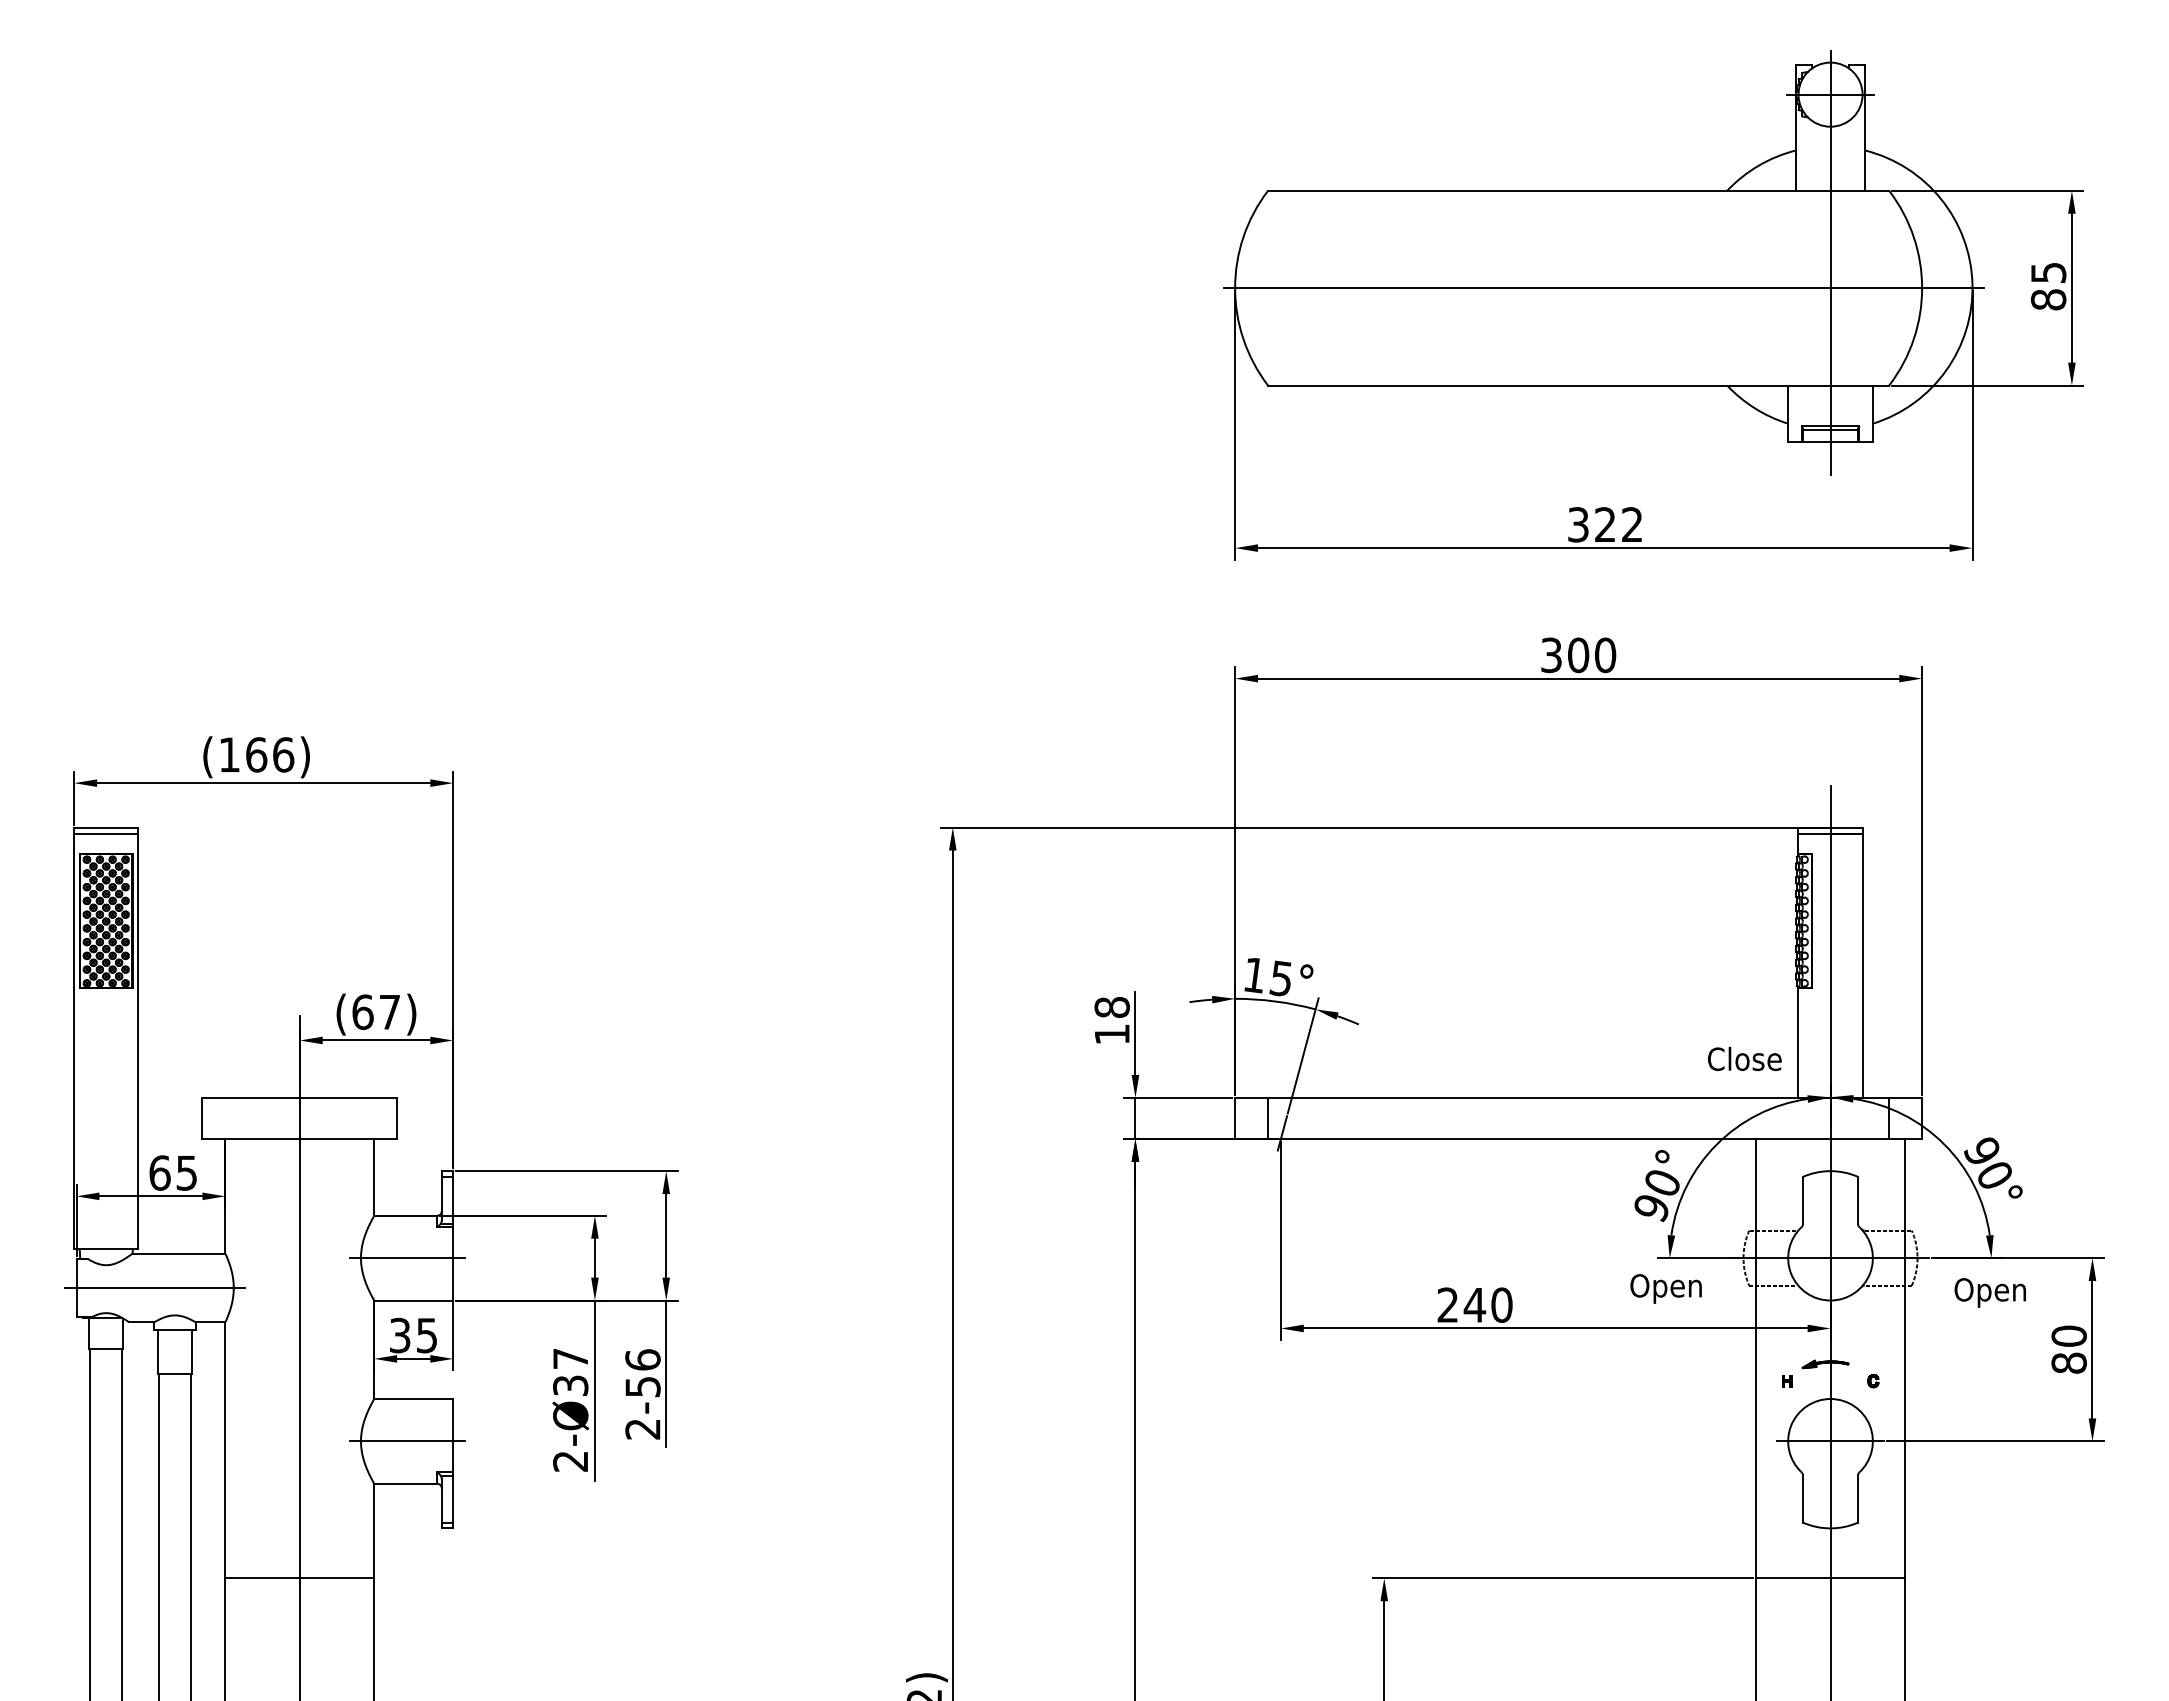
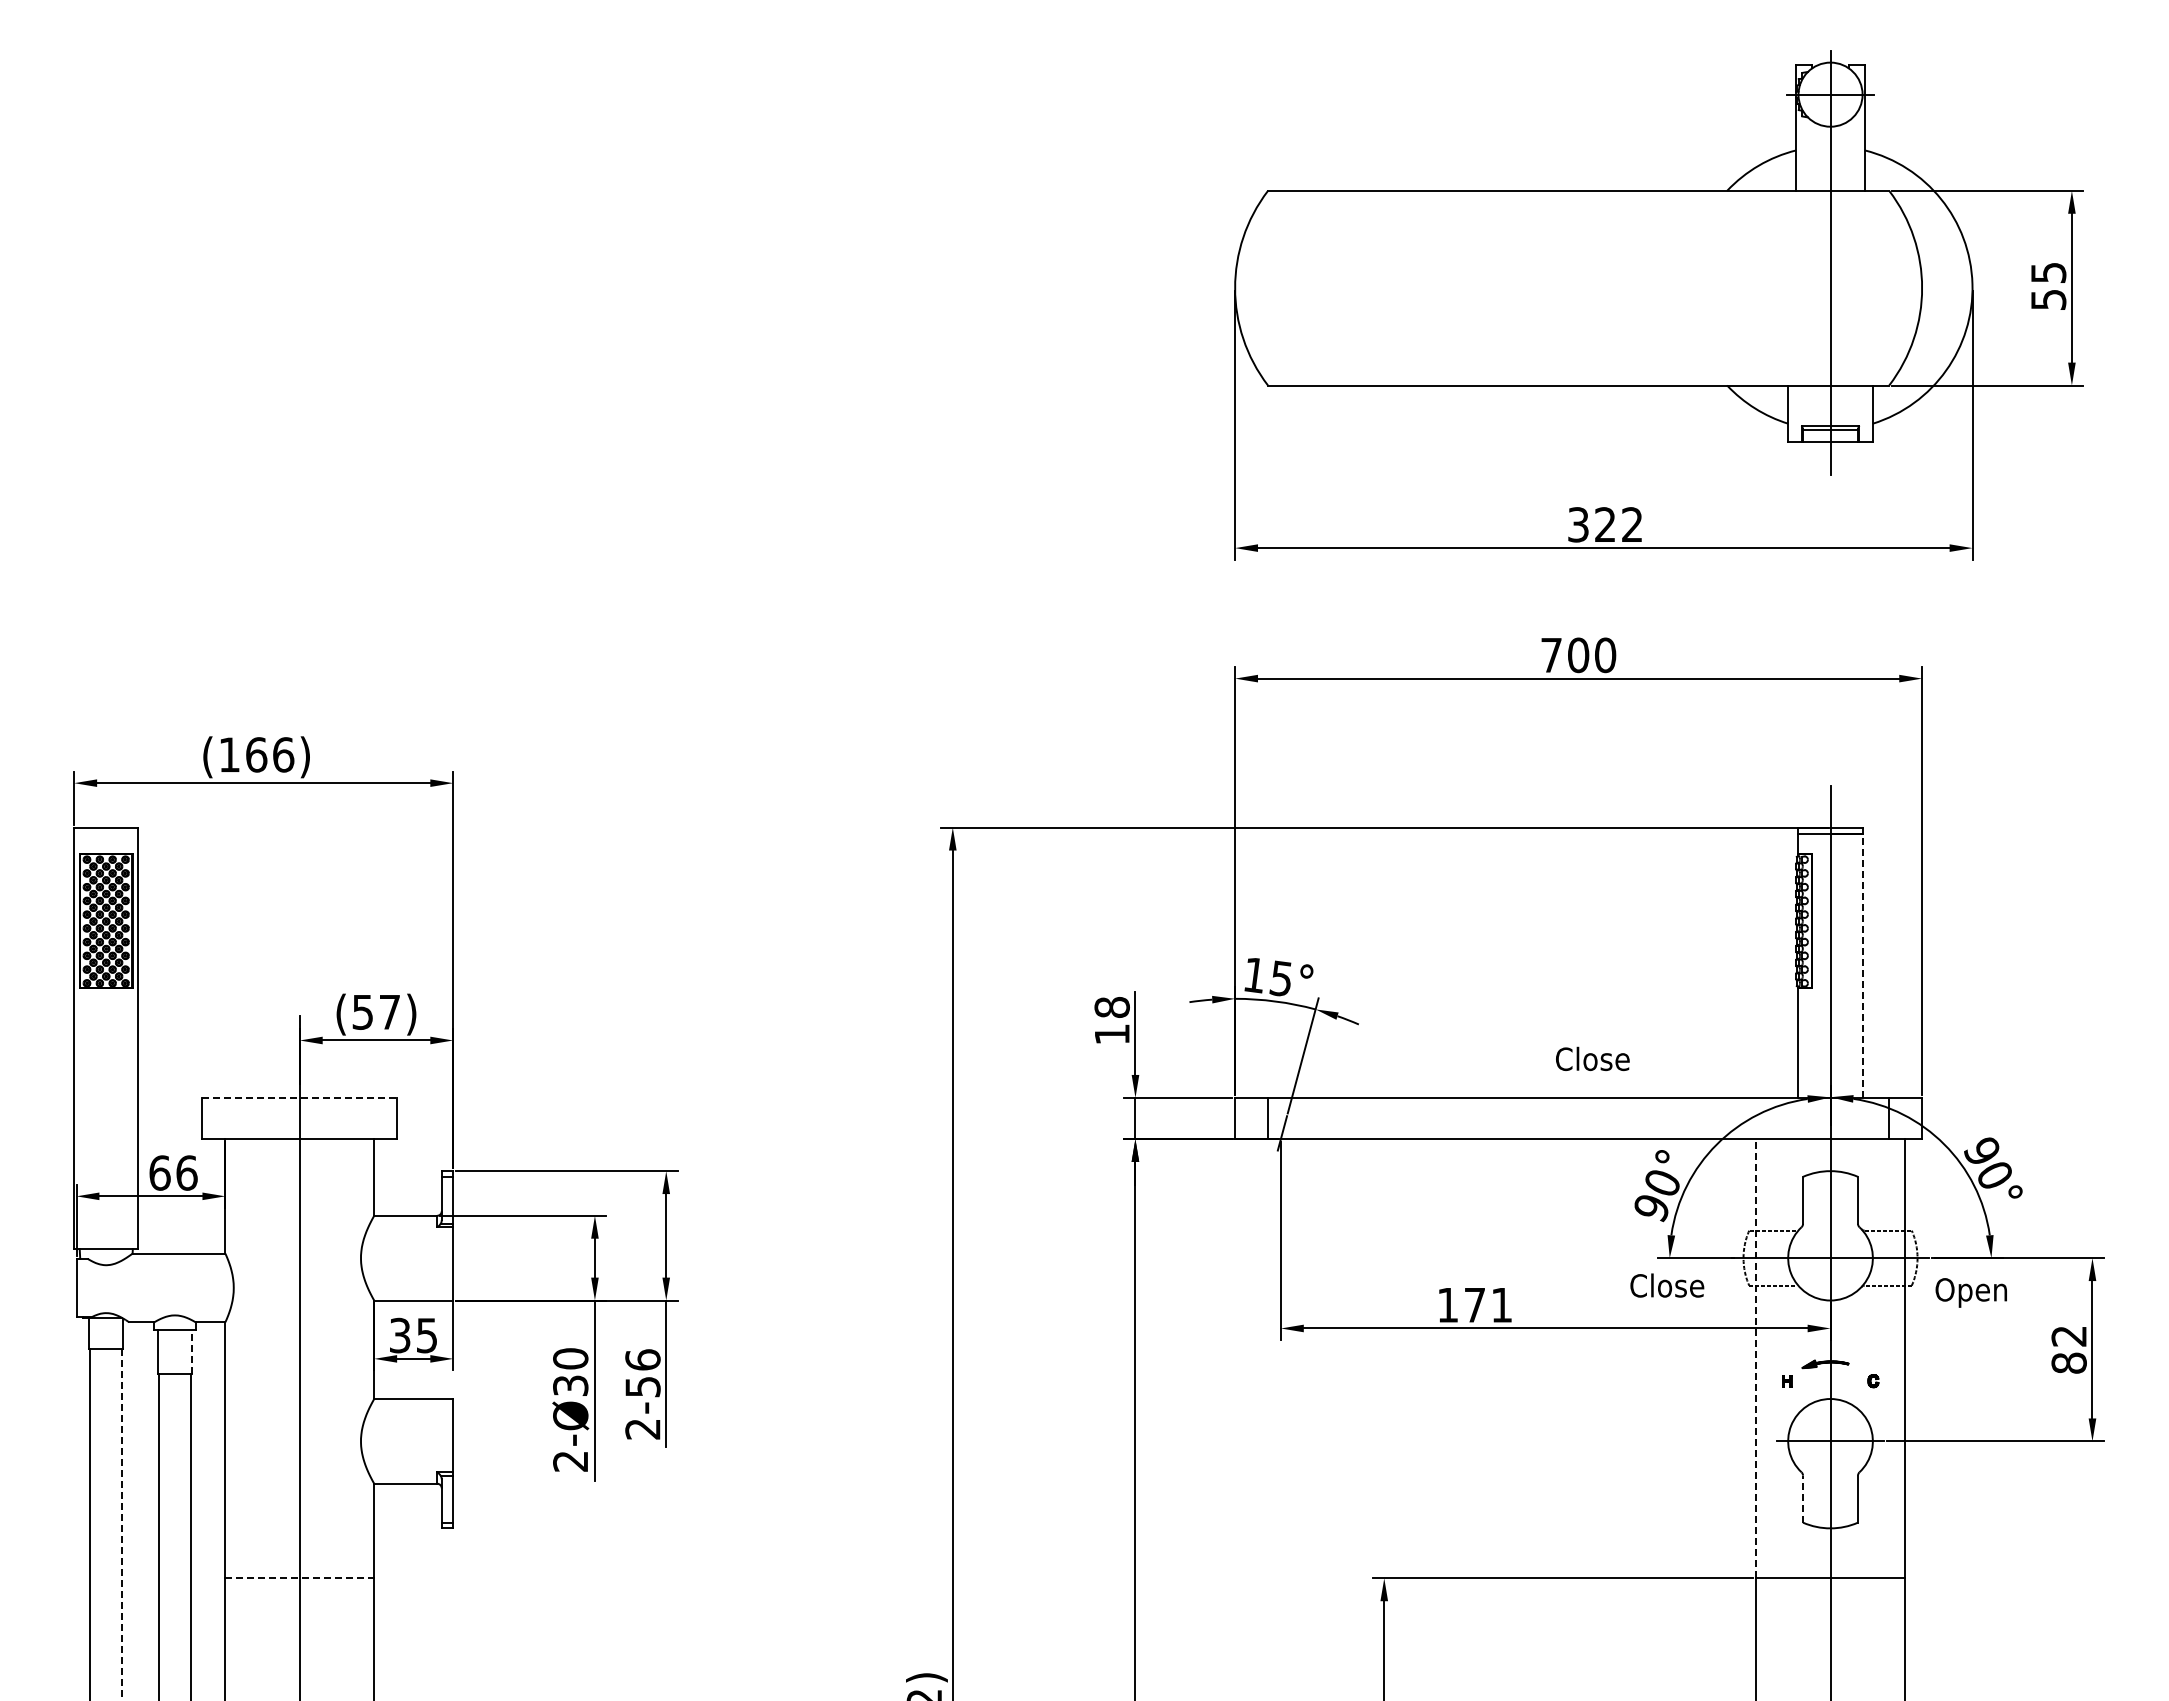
line: present -> none (1603, 288)
text: 85 -> 55 (2048, 299)
text: 300 -> 700 (1551, 655)
line: present -> none (106, 834)
line: solid -> dashed (1862, 966)
text: (67) -> (57) (362, 1011)
text position: (1744, 1058) -> (1592, 1058) (1592, 1058)
line: solid -> dashed (300, 1097)
text: 65 -> 66 (186, 1172)
line: present -> none (406, 1258)
line: present -> none (155, 1287)
text: Open -> Close (1670, 1288)
text position: (1989, 1292) -> (1970, 1292) (1970, 1292)
text: 240 -> 171 (1474, 1304)
text: 80 -> 82 (2068, 1335)
line: solid -> dashed (192, 1352)
text: 2-Ø37 -> 2-Ø30 (570, 1358)
line: solid -> dashed (1756, 1358)
line: present -> none (406, 1441)
line: solid -> dashed (1803, 1498)
line: solid -> dashed (122, 1524)
line: solid -> dashed (300, 1578)
